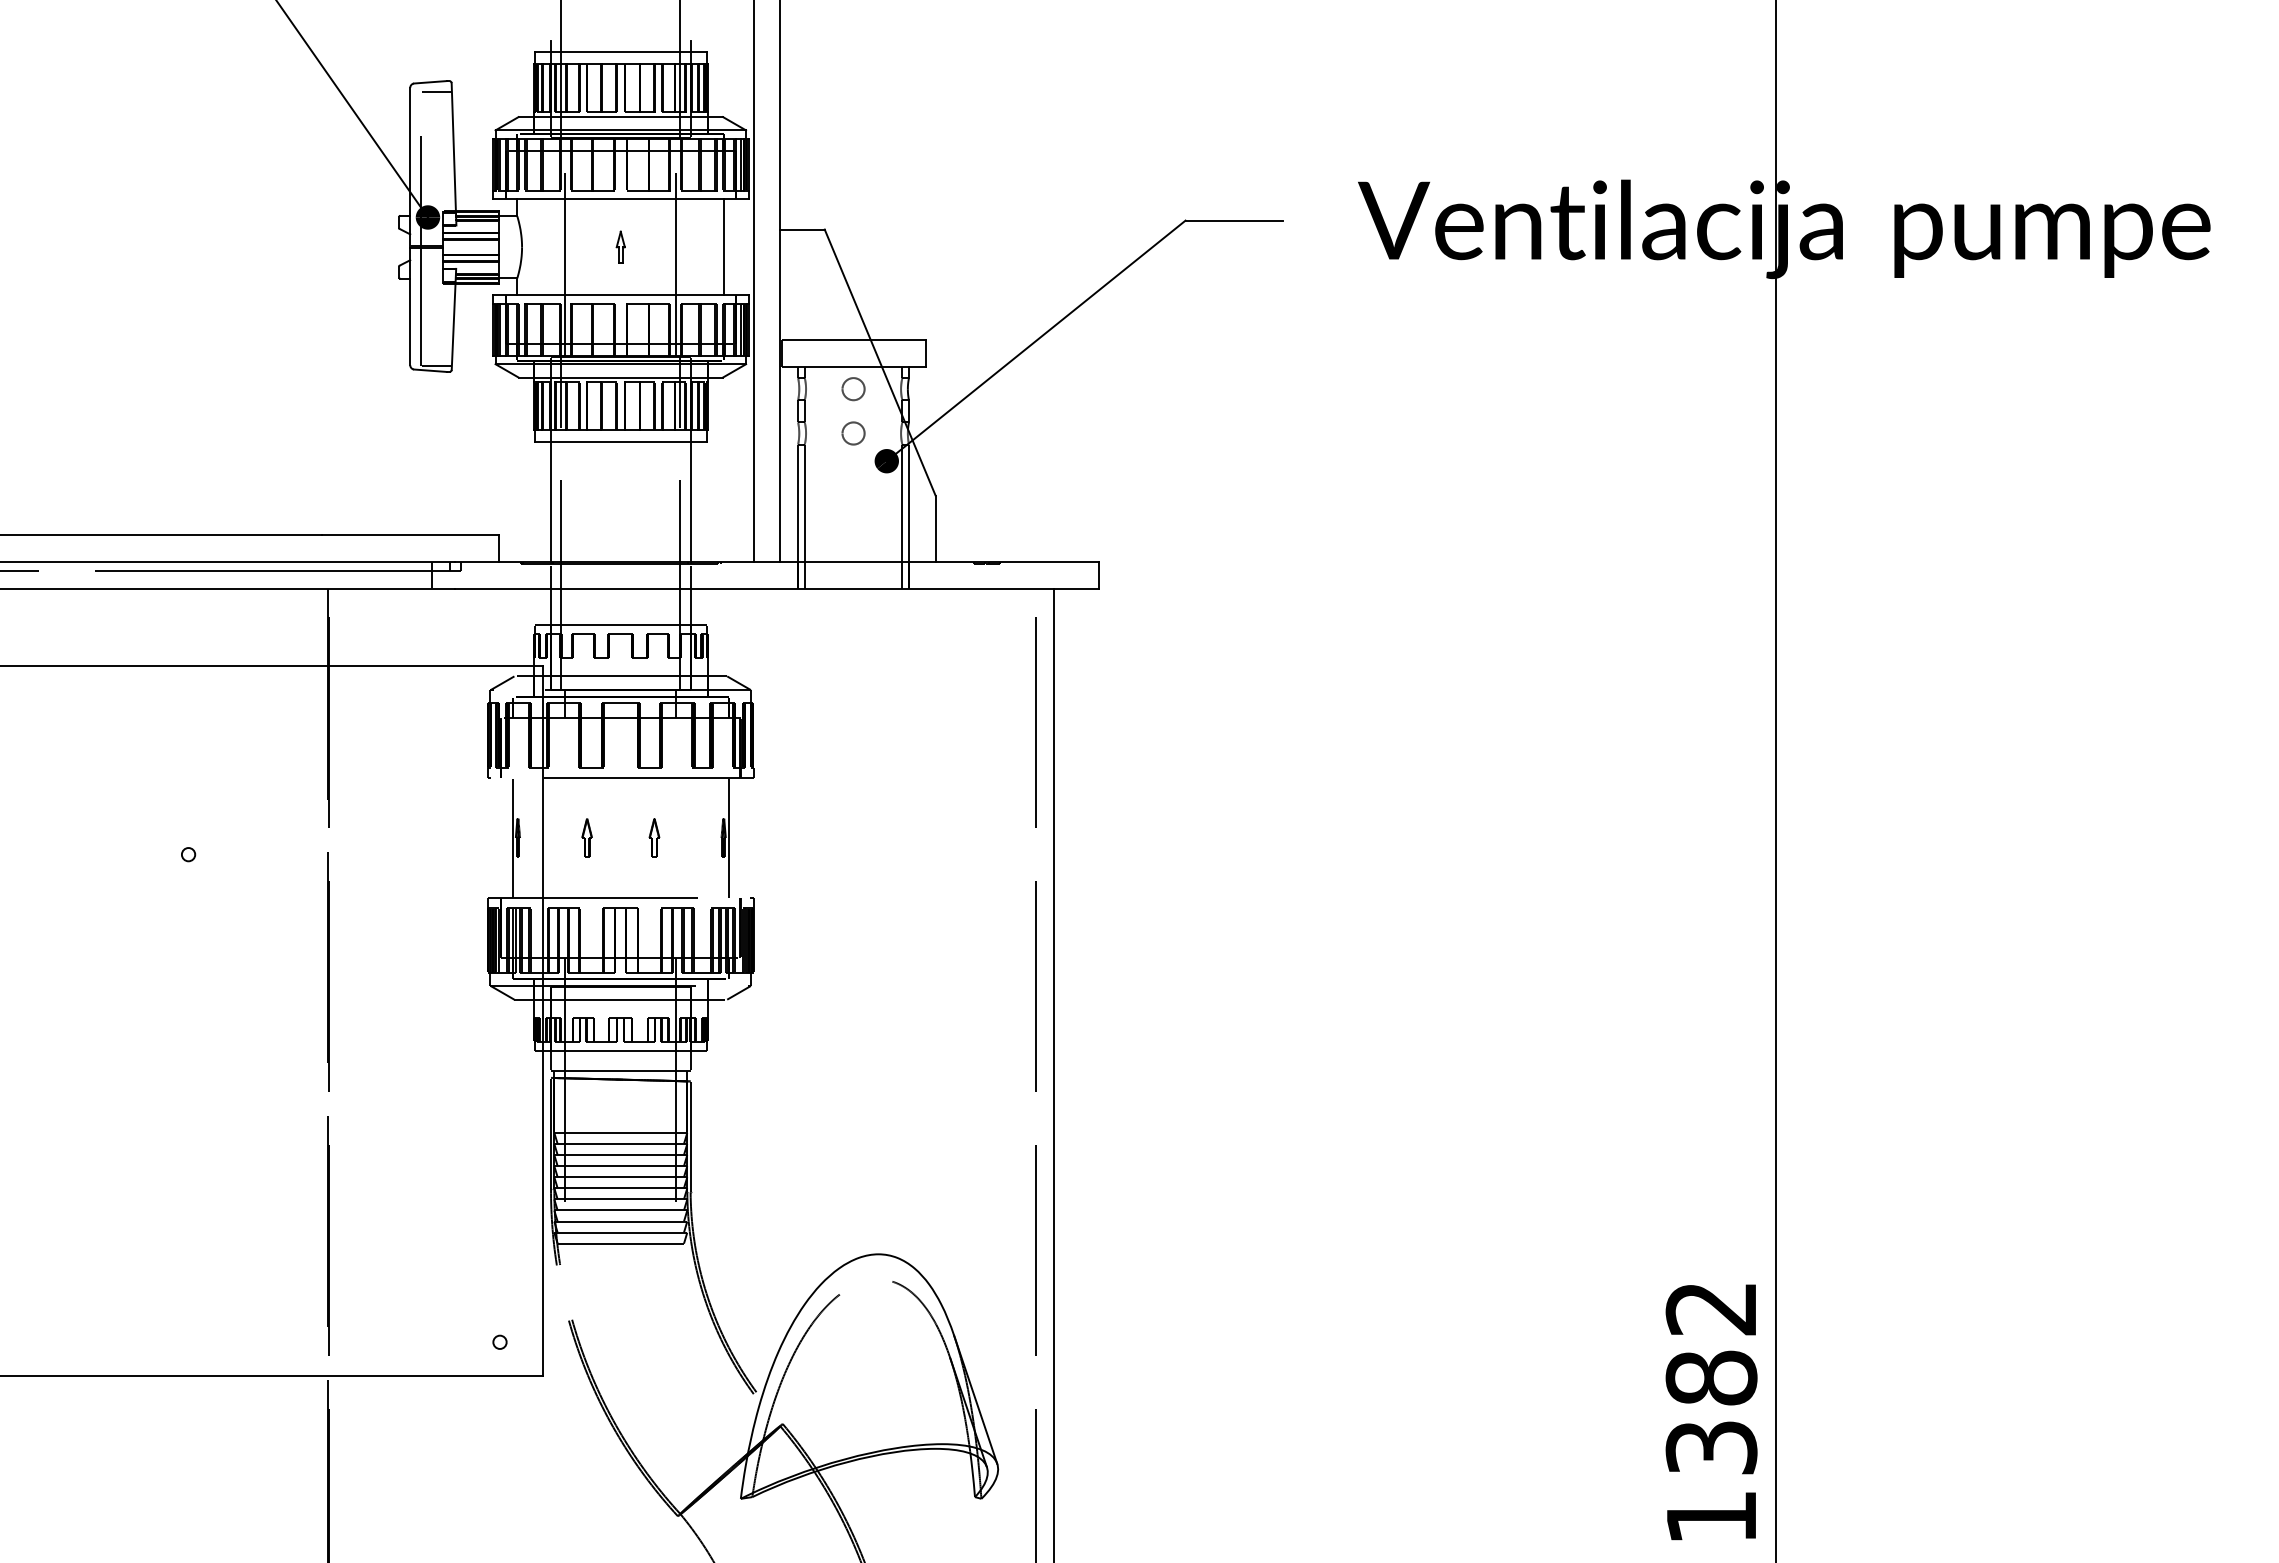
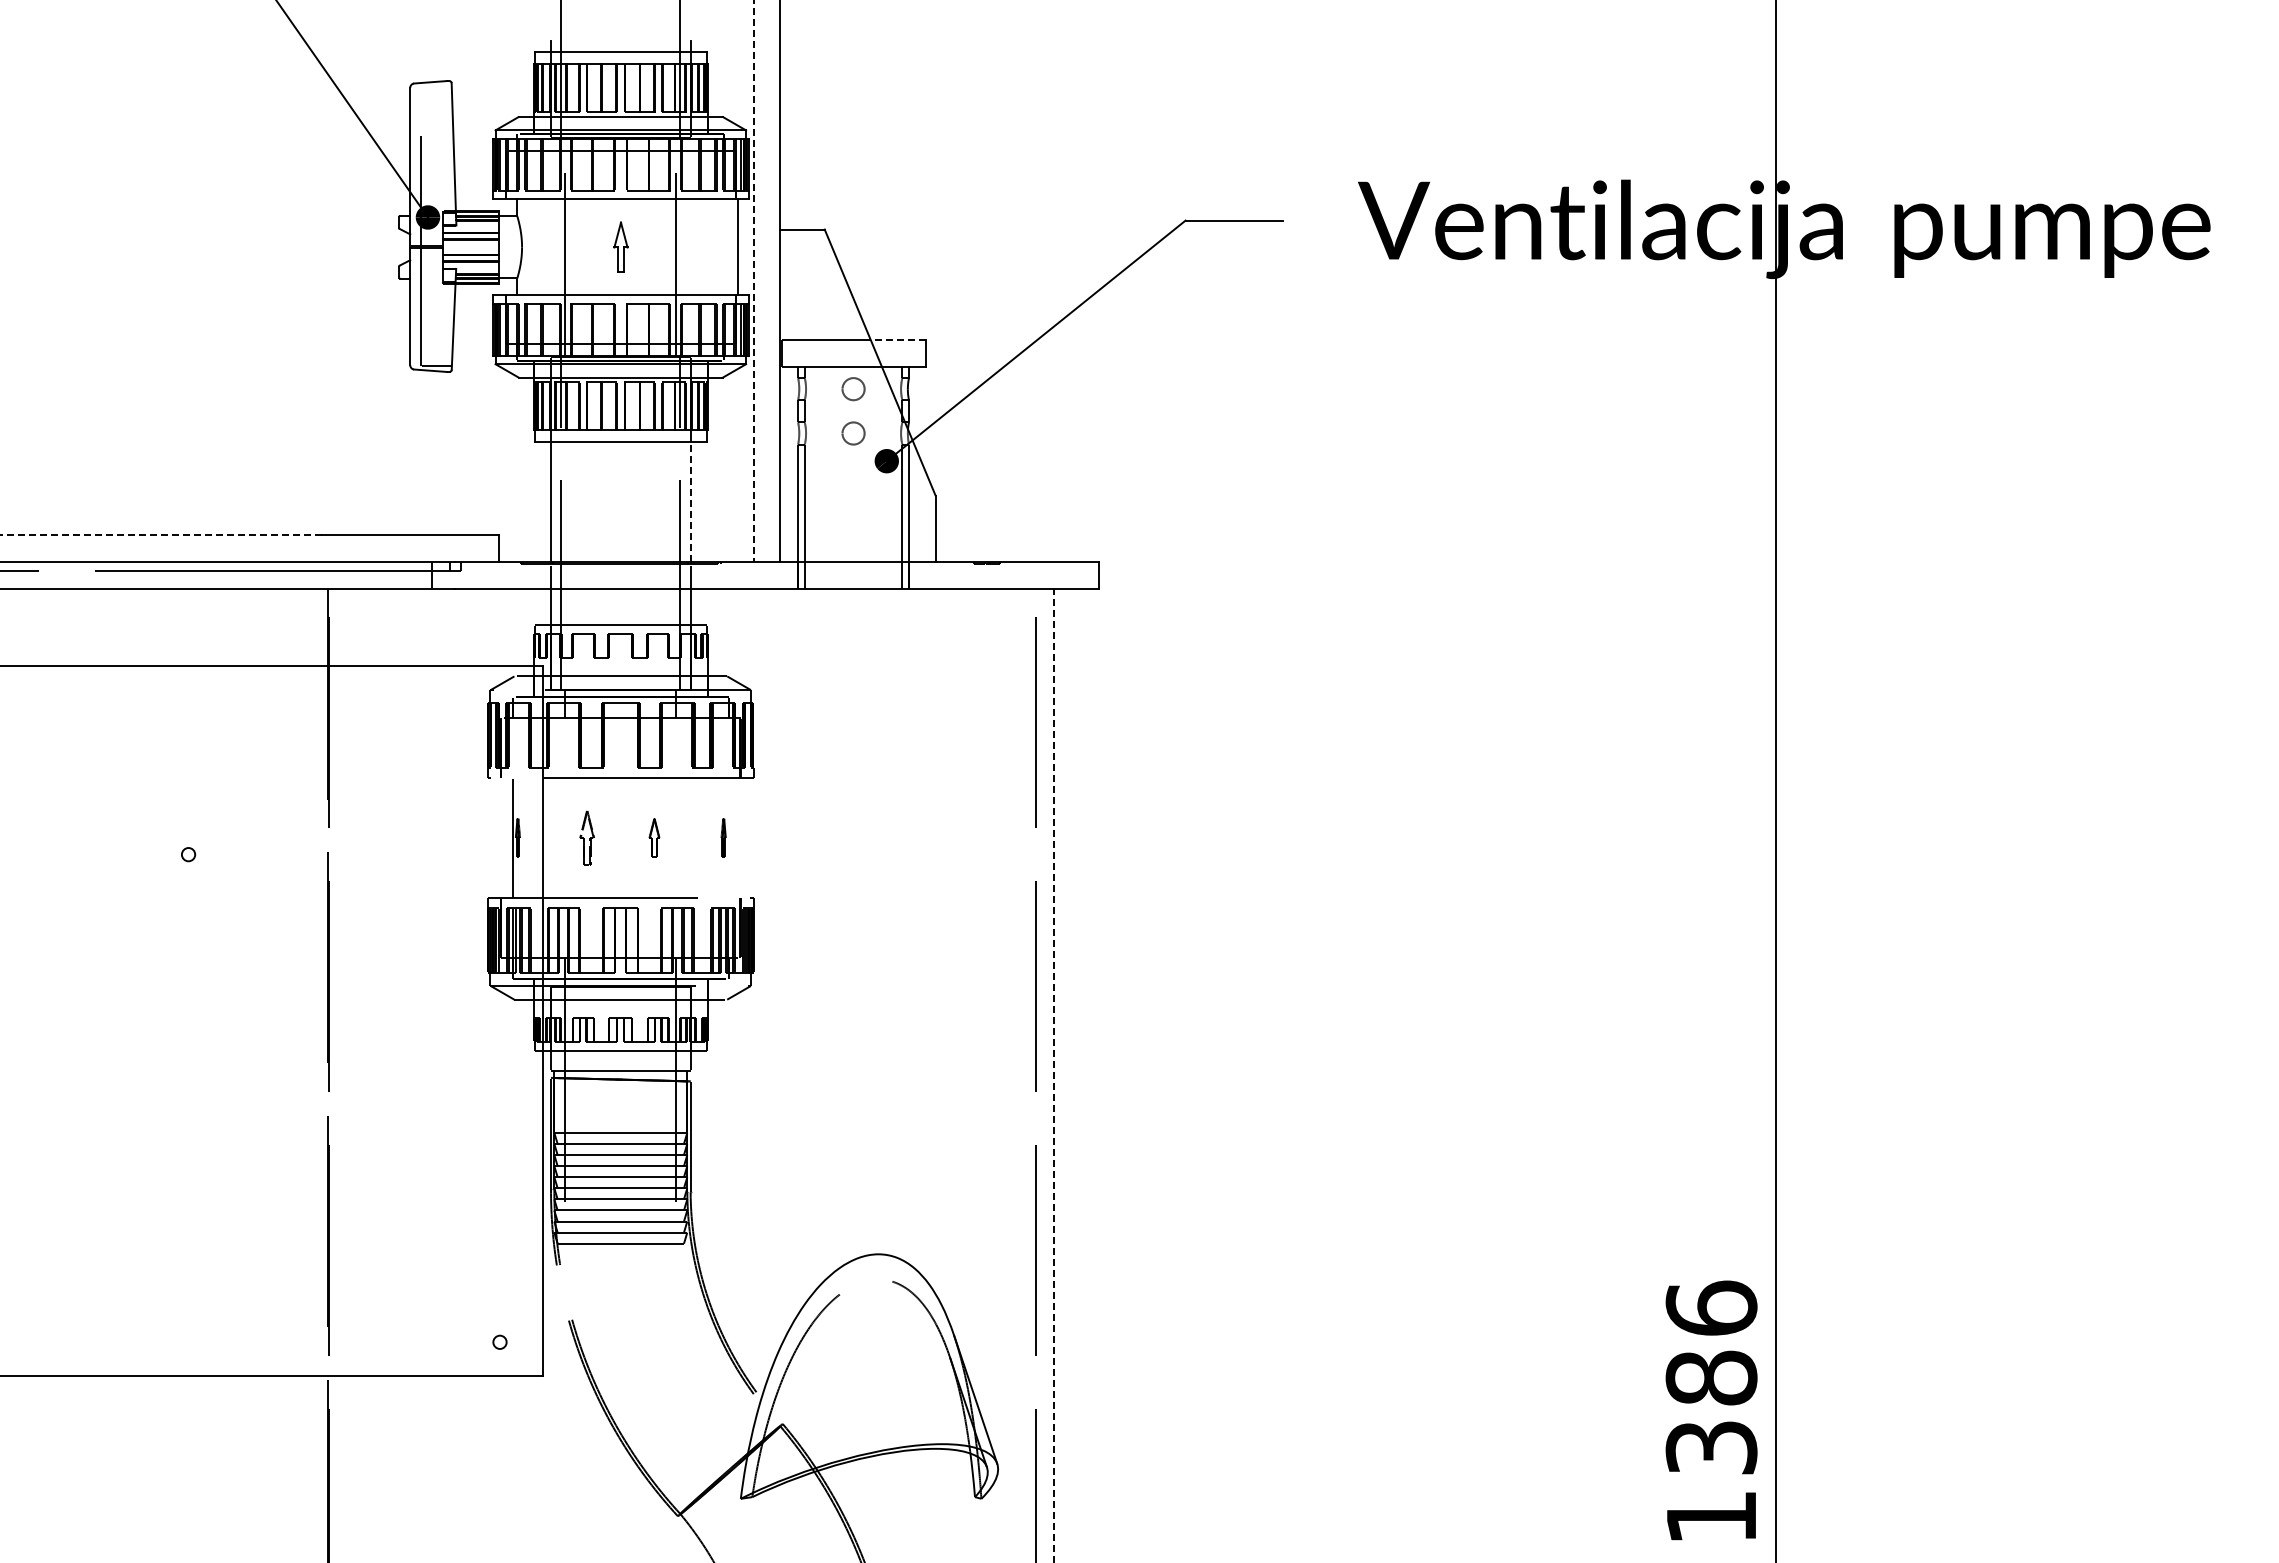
line: present -> none (436, 92)
part size: 11x34 px -> 16x52 px (620, 246)
line position: (724, 247) -> (738, 247) (738, 247)
line: solid -> dashed (753, 281)
line: solid -> dashed (897, 340)
line: solid -> dashed (690, 502)
line: solid -> dashed (160, 535)
part size: 12x40 px -> 16x56 px (586, 837)
line: present -> none (728, 837)
line: solid -> dashed (1054, 1075)
text: 1382 -> 1386 (1711, 1307)
